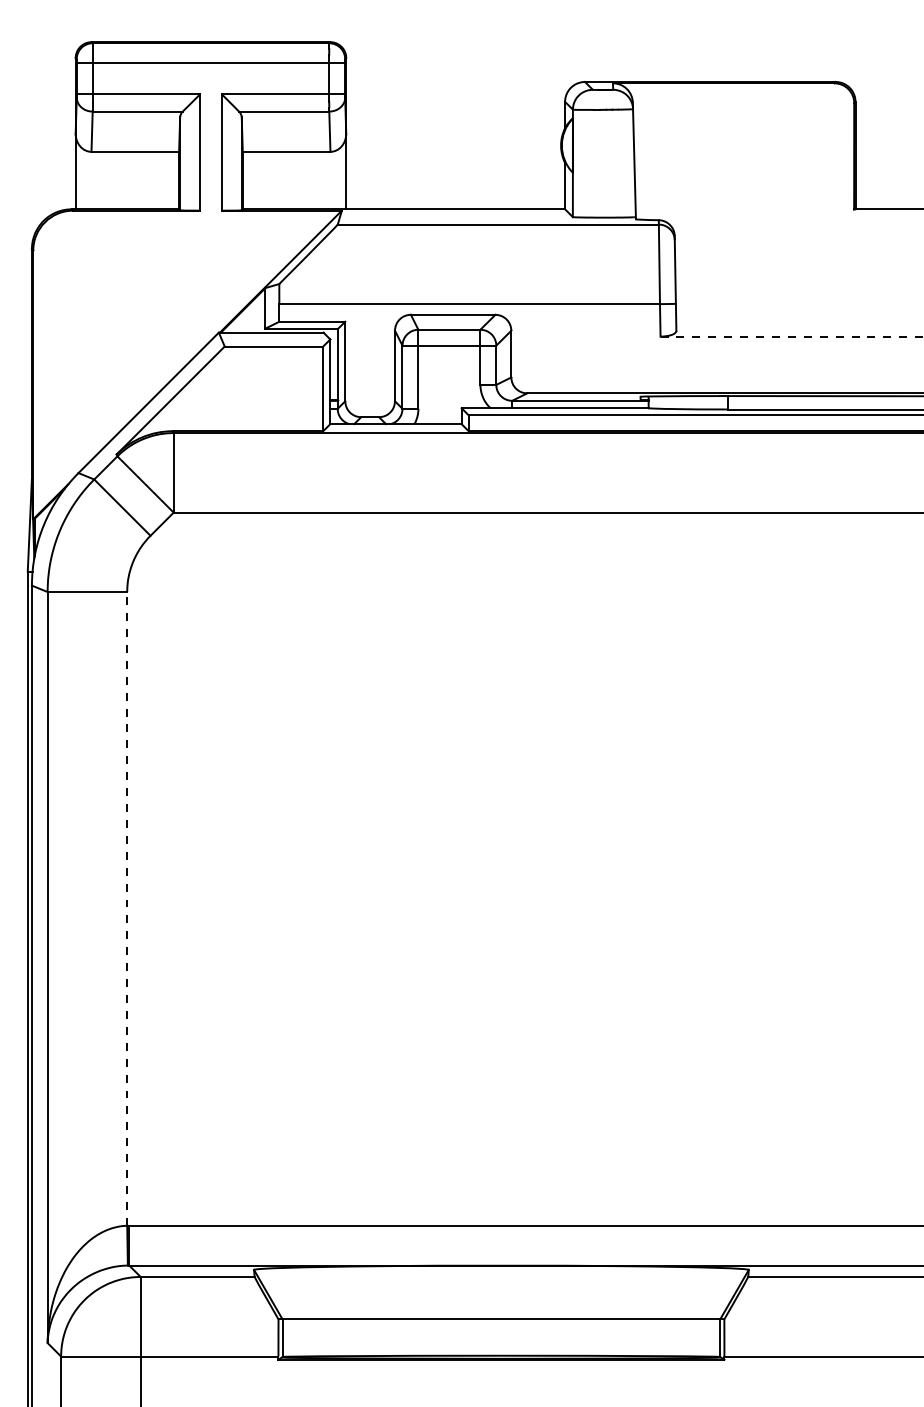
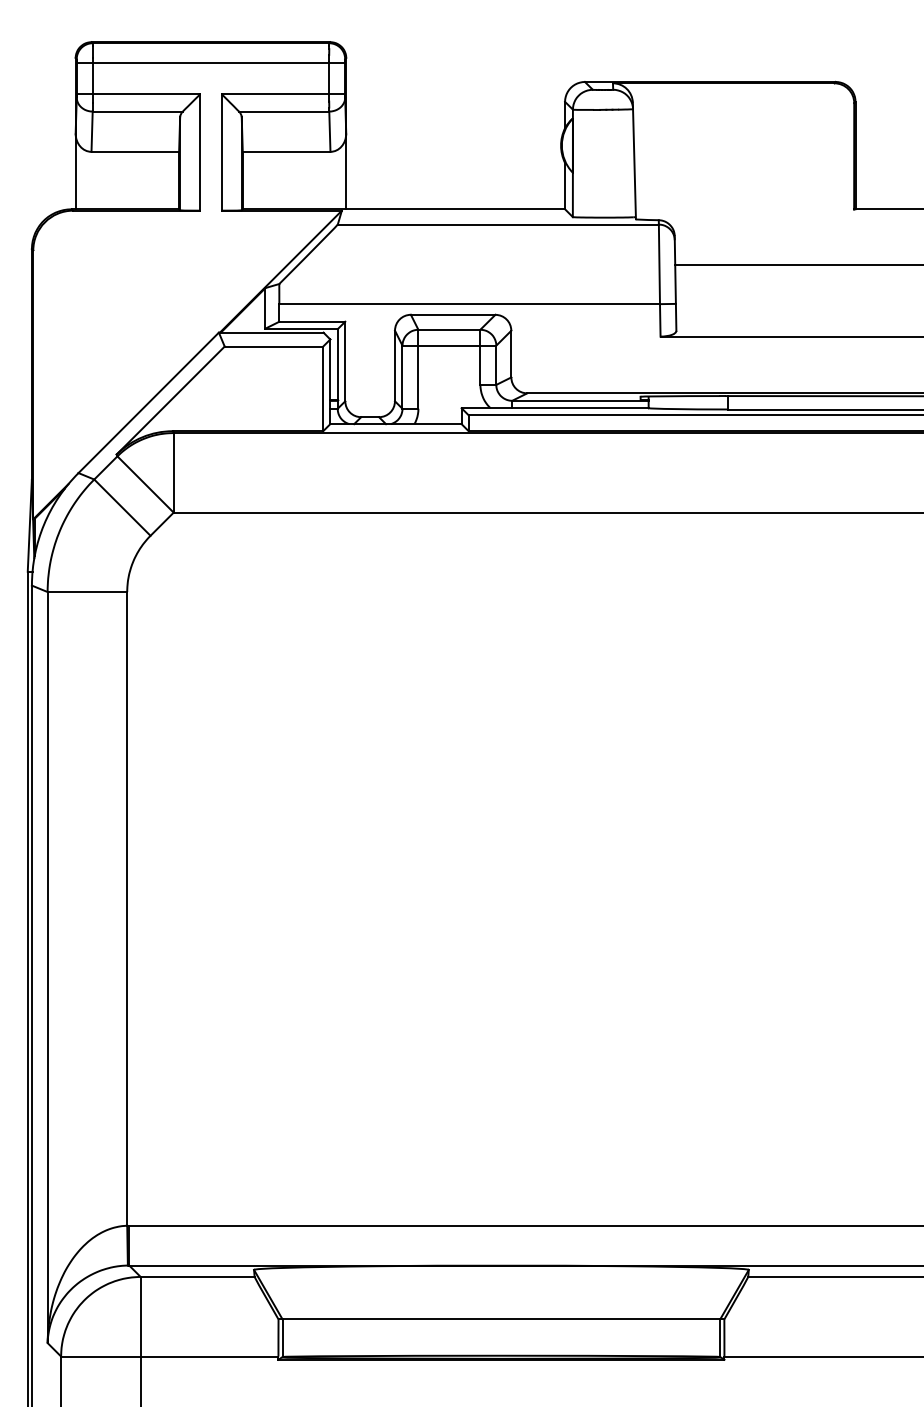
line: none -> present (797, 265)
line: dashed -> solid (791, 336)
line: dashed -> solid (127, 908)
